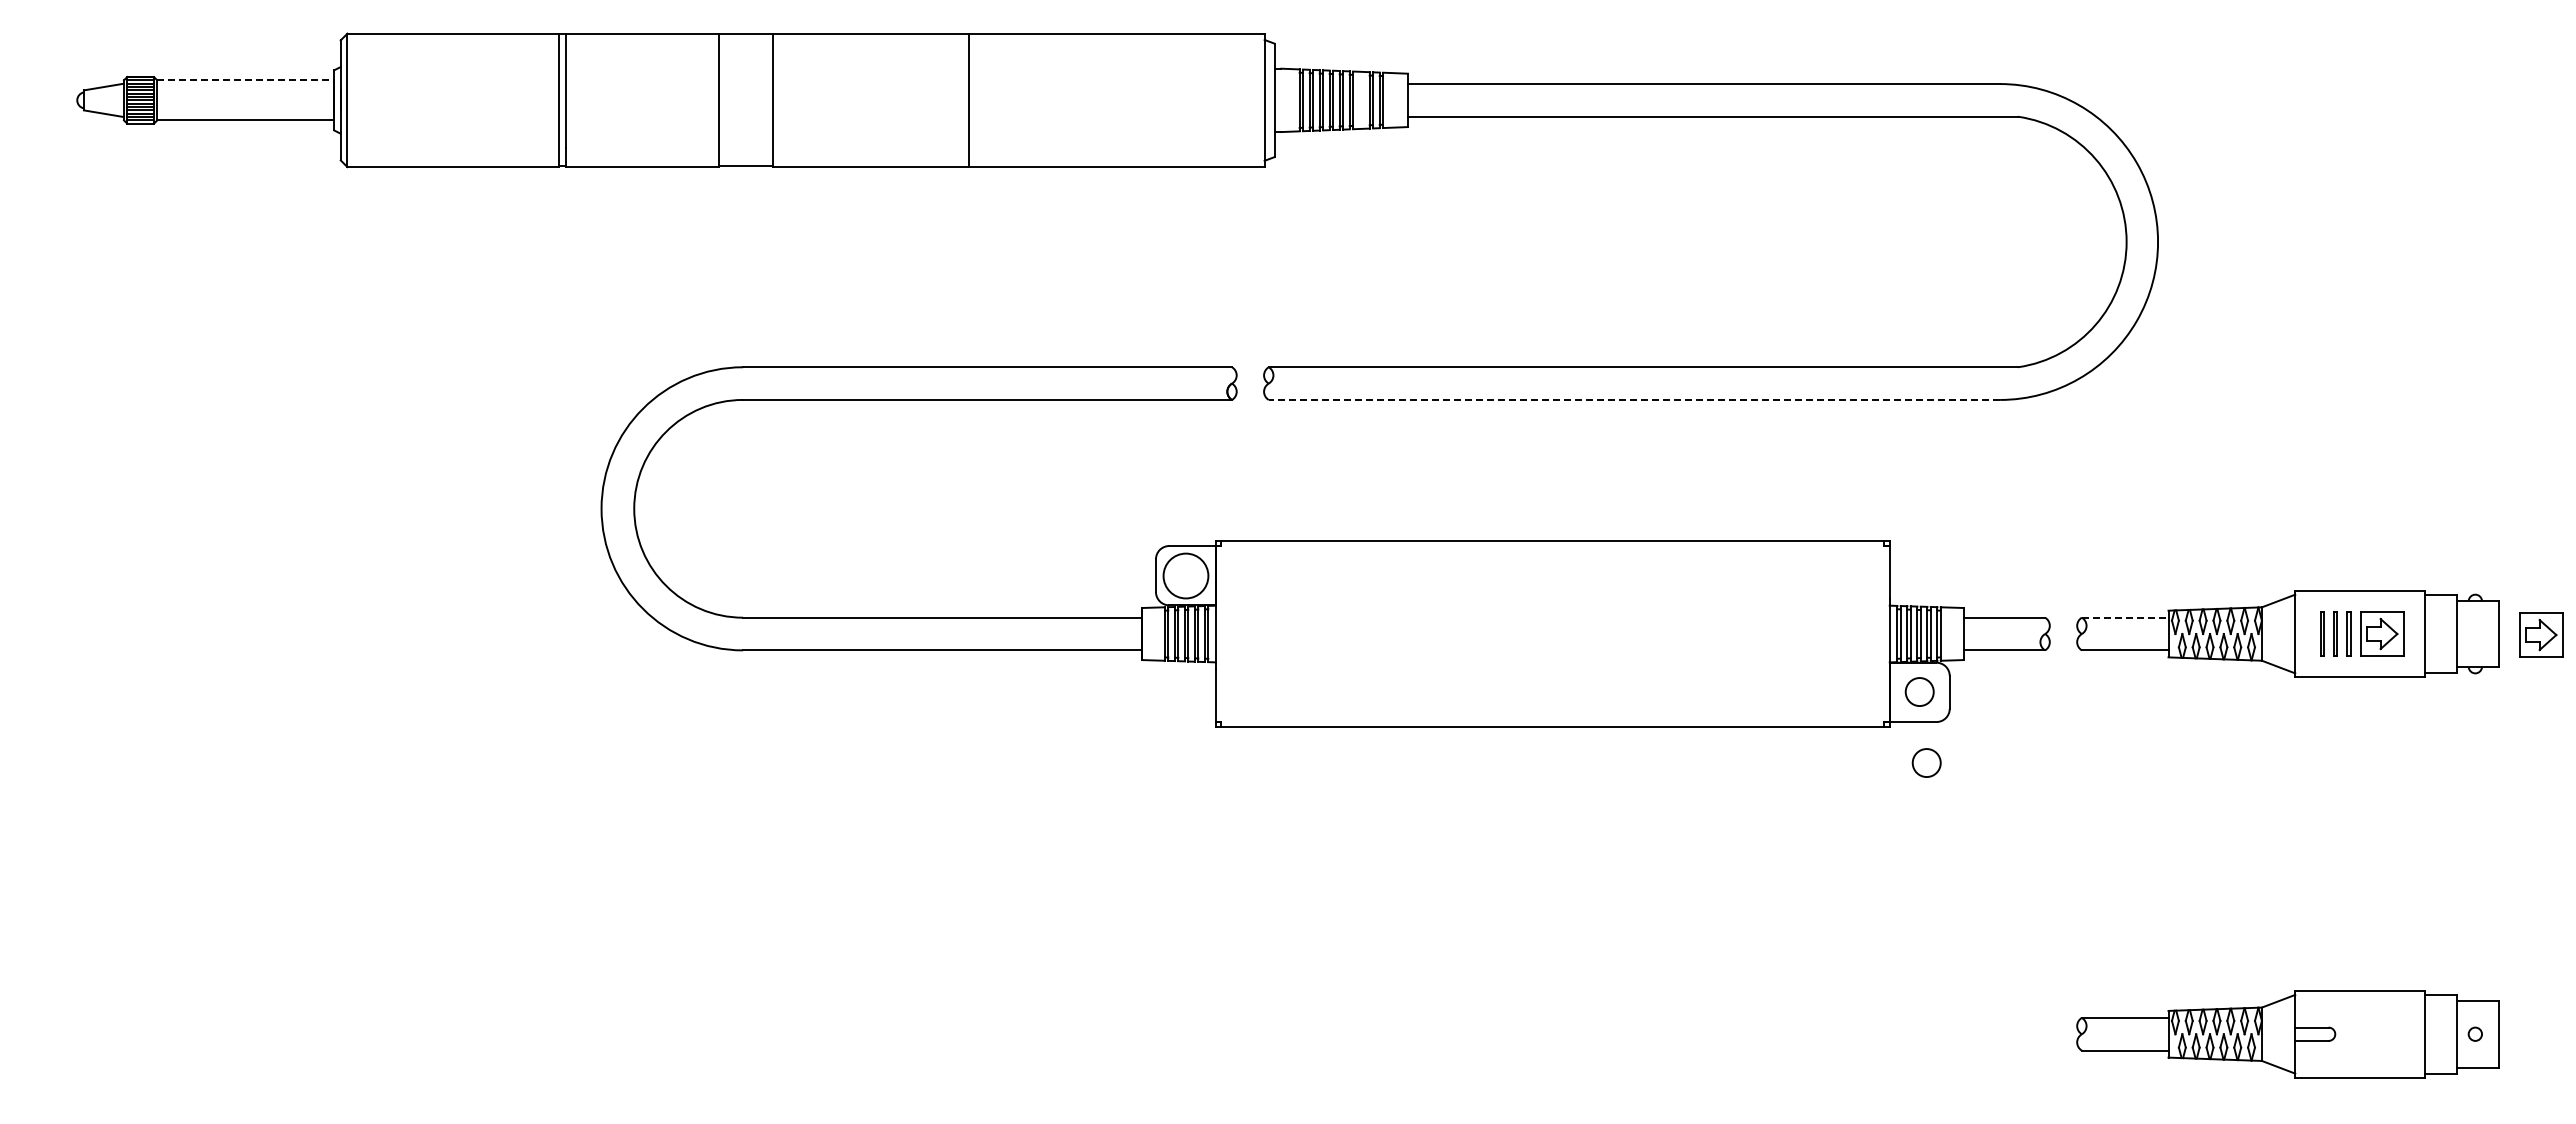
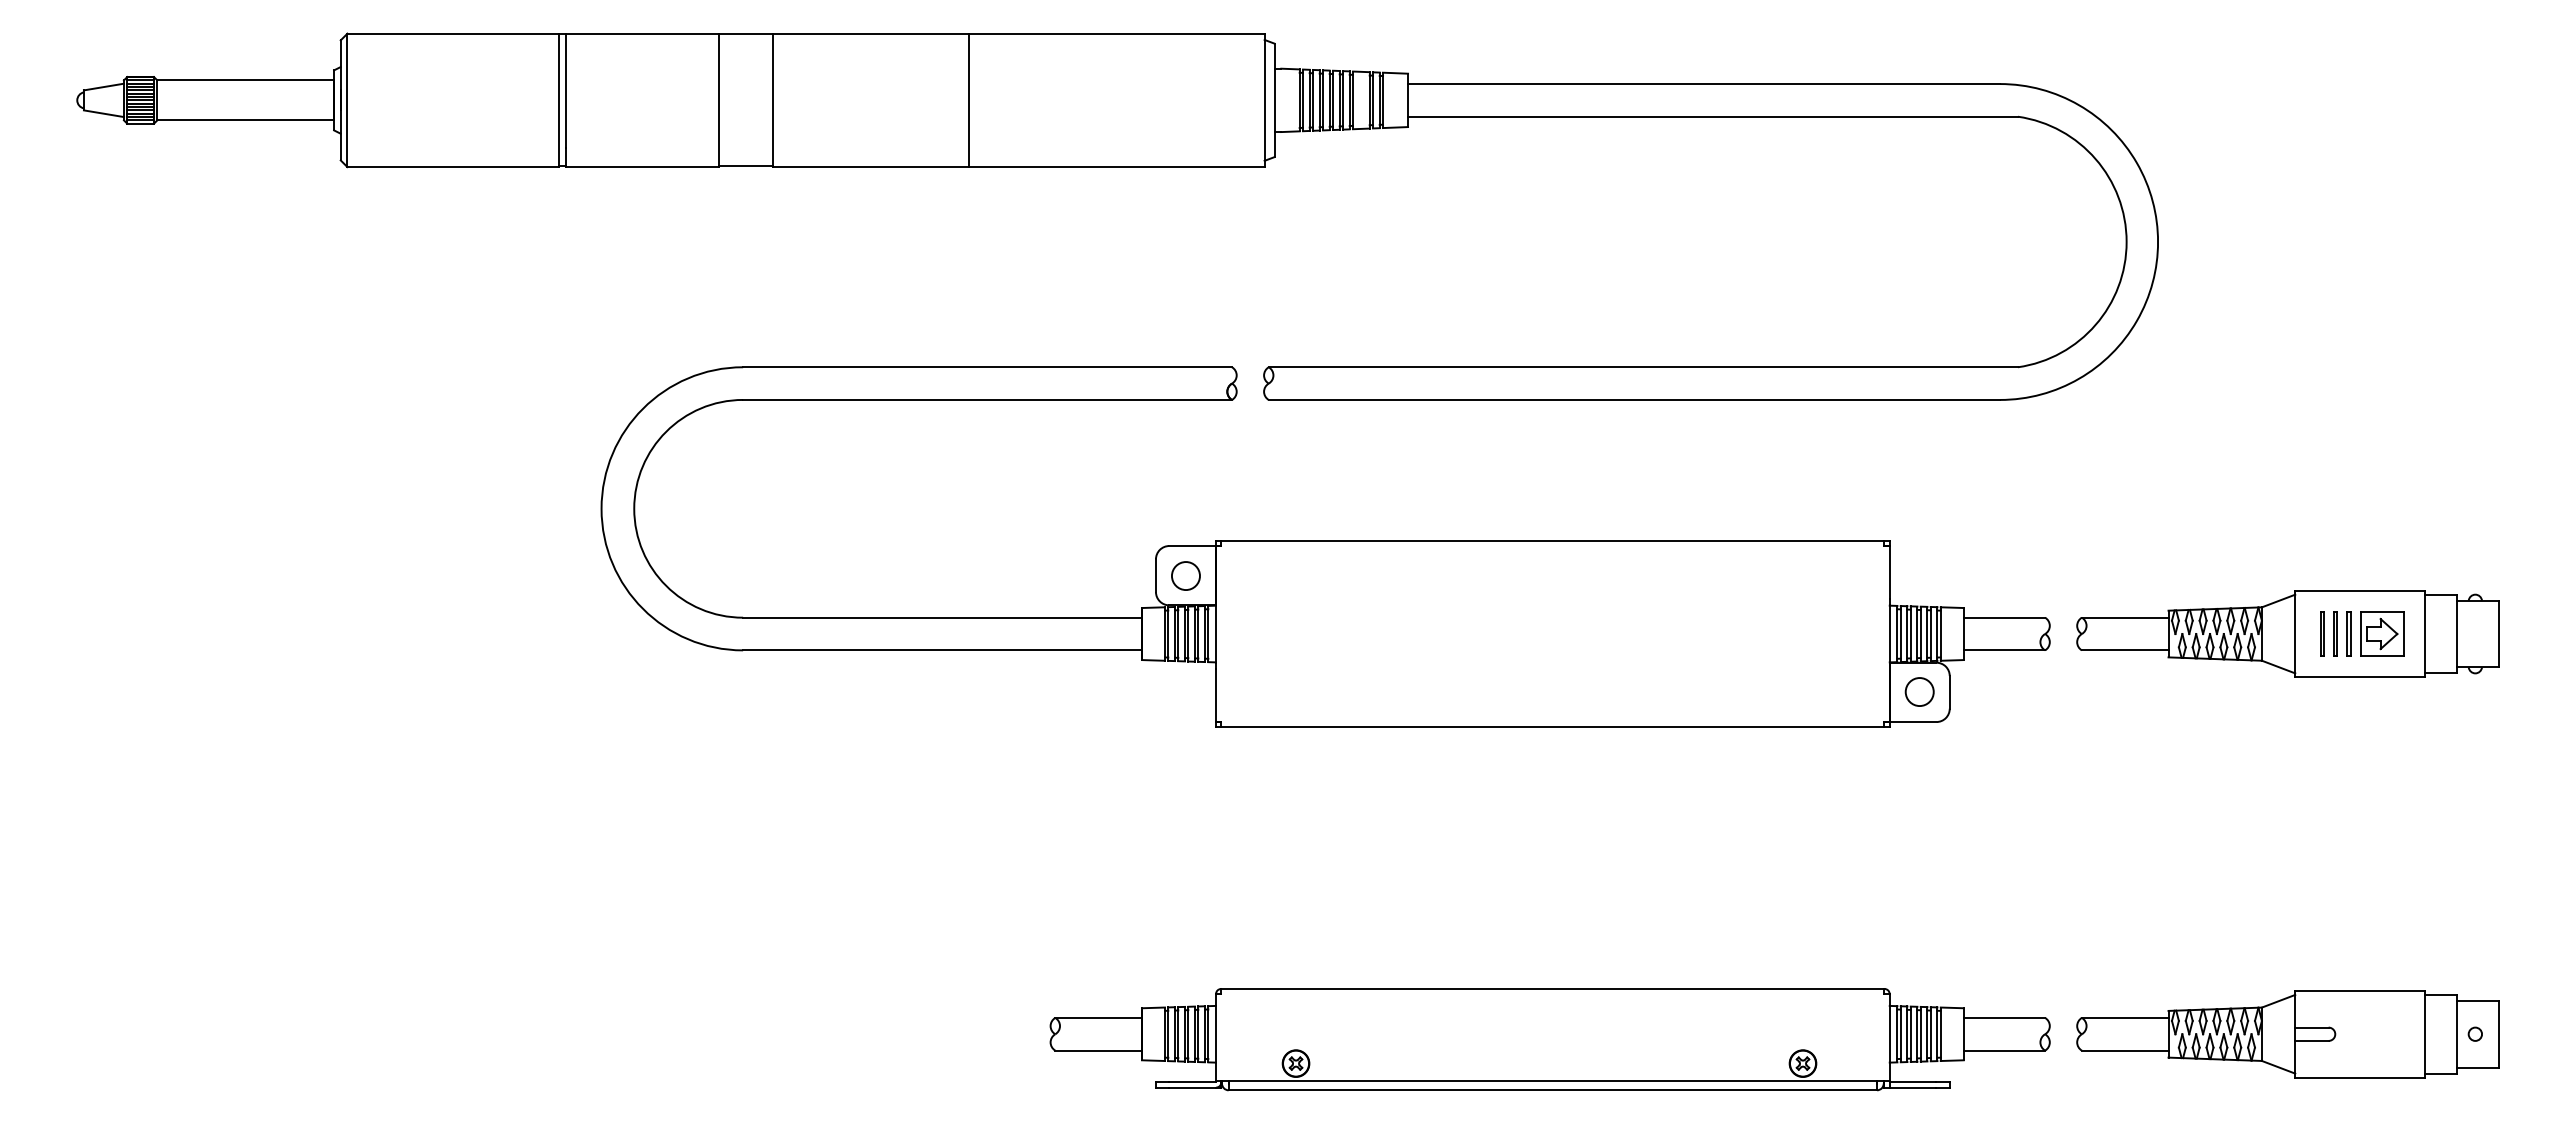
line: dashed -> solid (246, 80)
line: dashed -> solid (1634, 399)
circle diameter: 45 px -> 28 px (1185, 576)
line: dashed -> solid (2125, 617)
part: present -> none (2541, 634)
circle: present -> none (1926, 762)
part: none -> present (1549, 1039)
